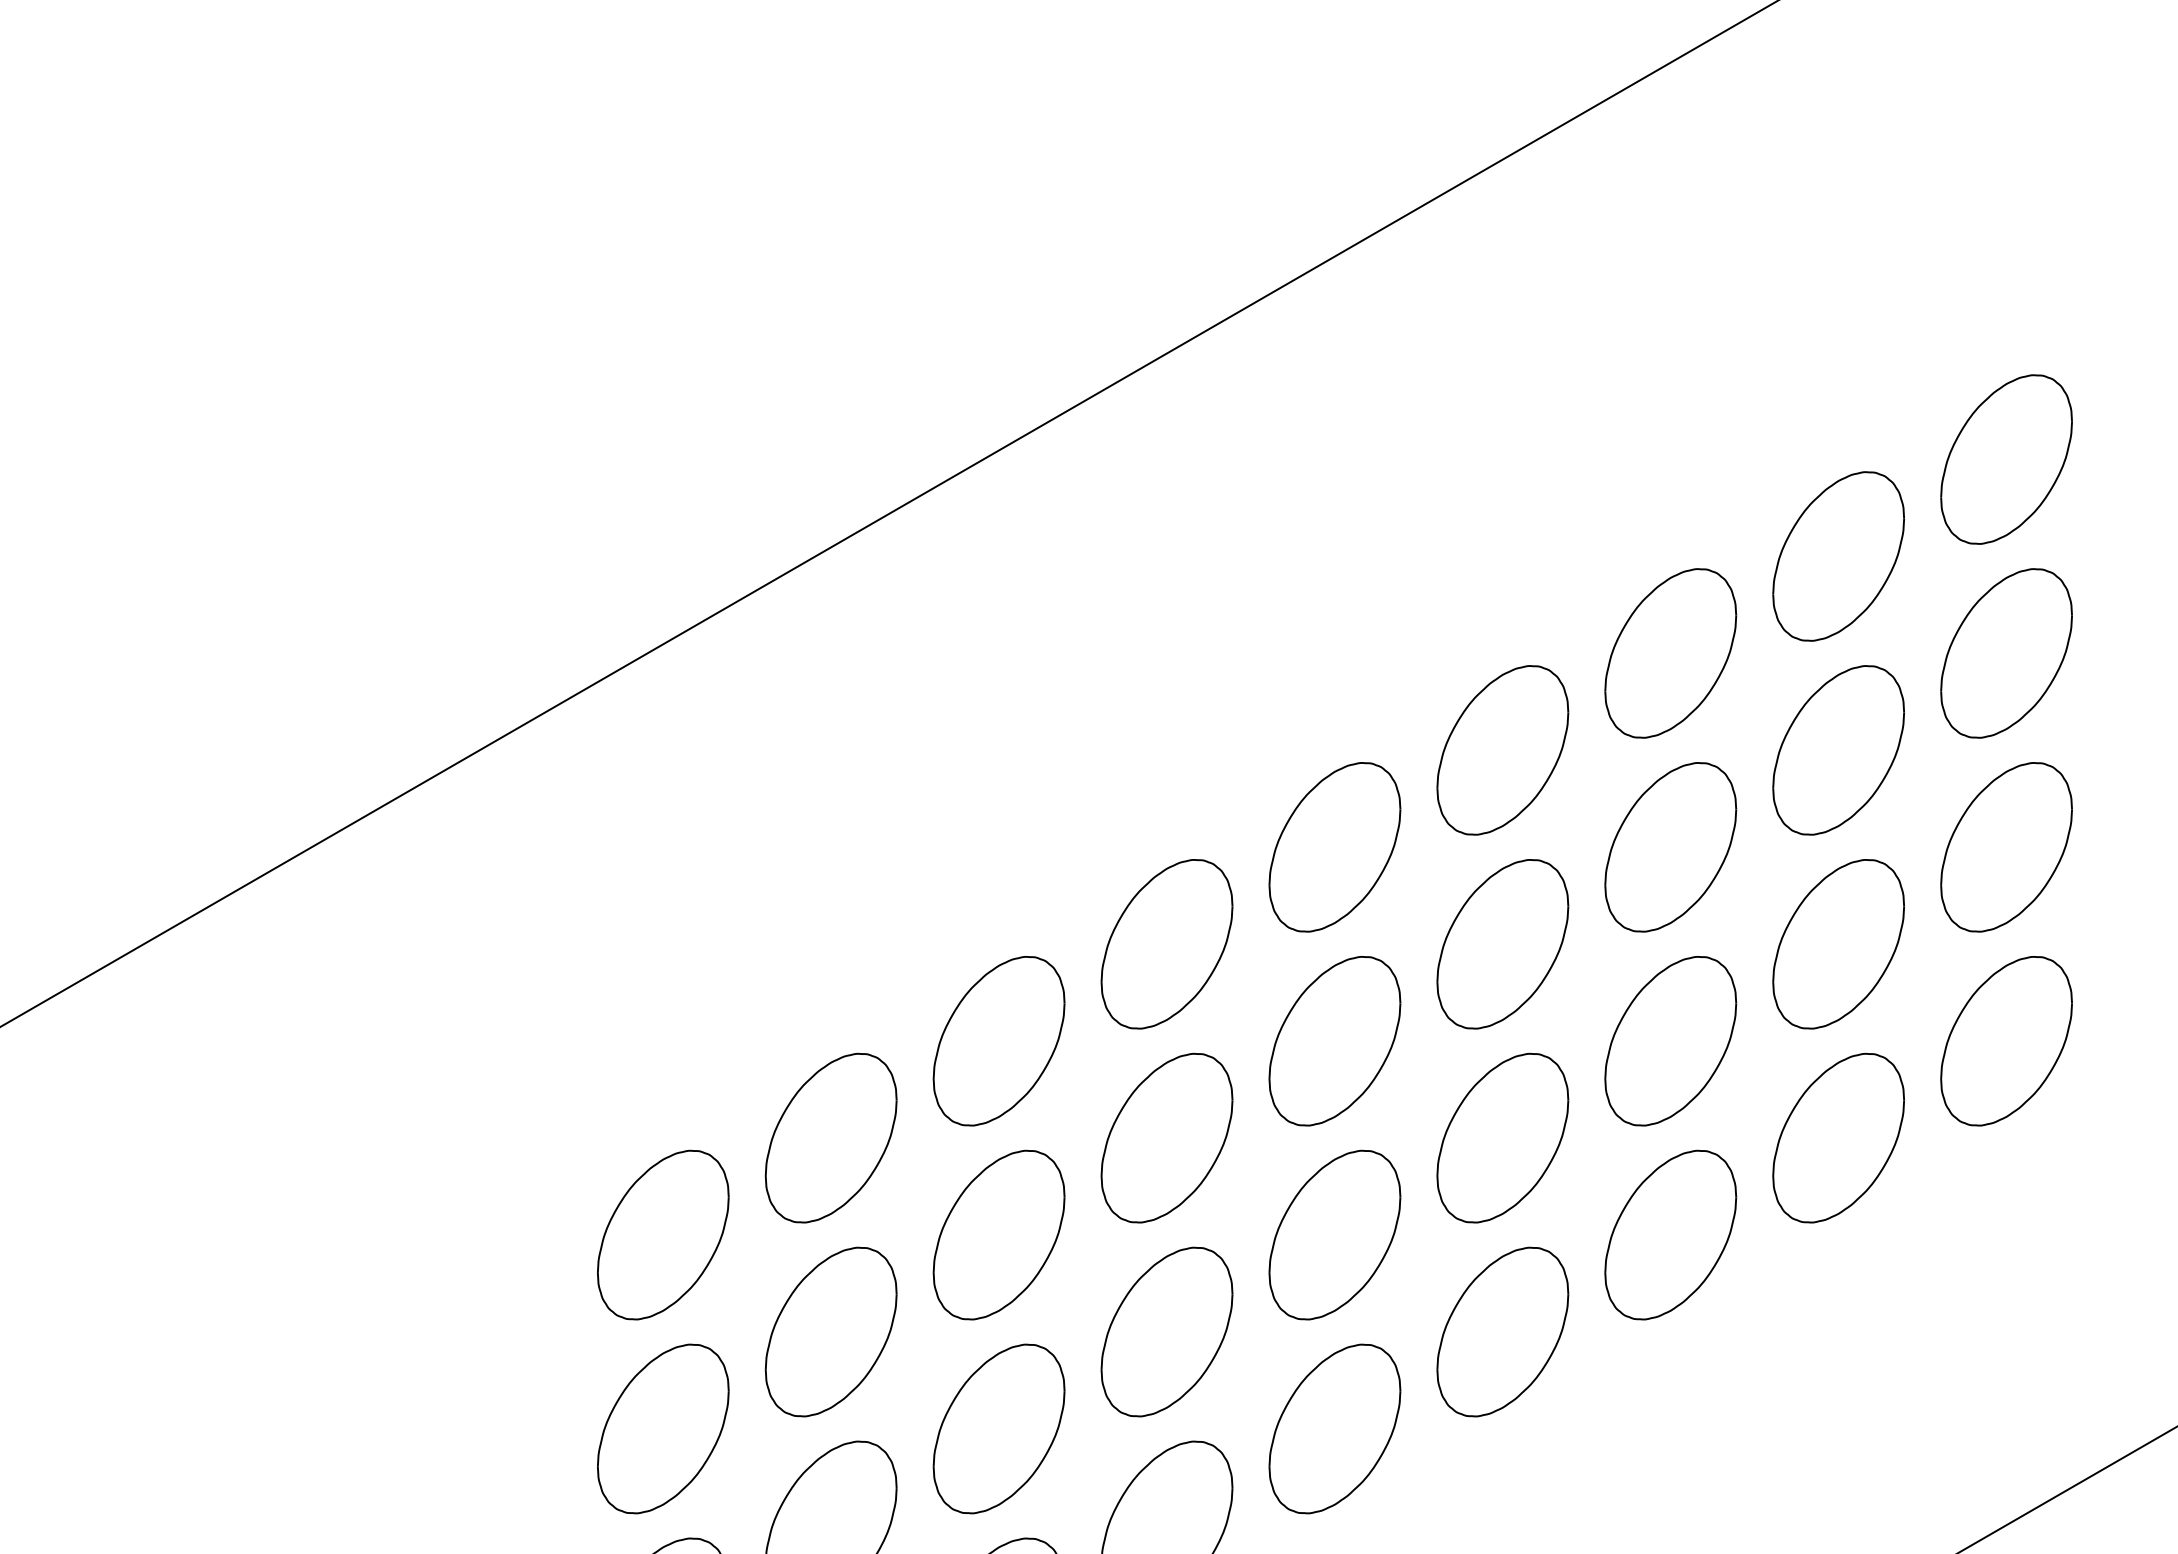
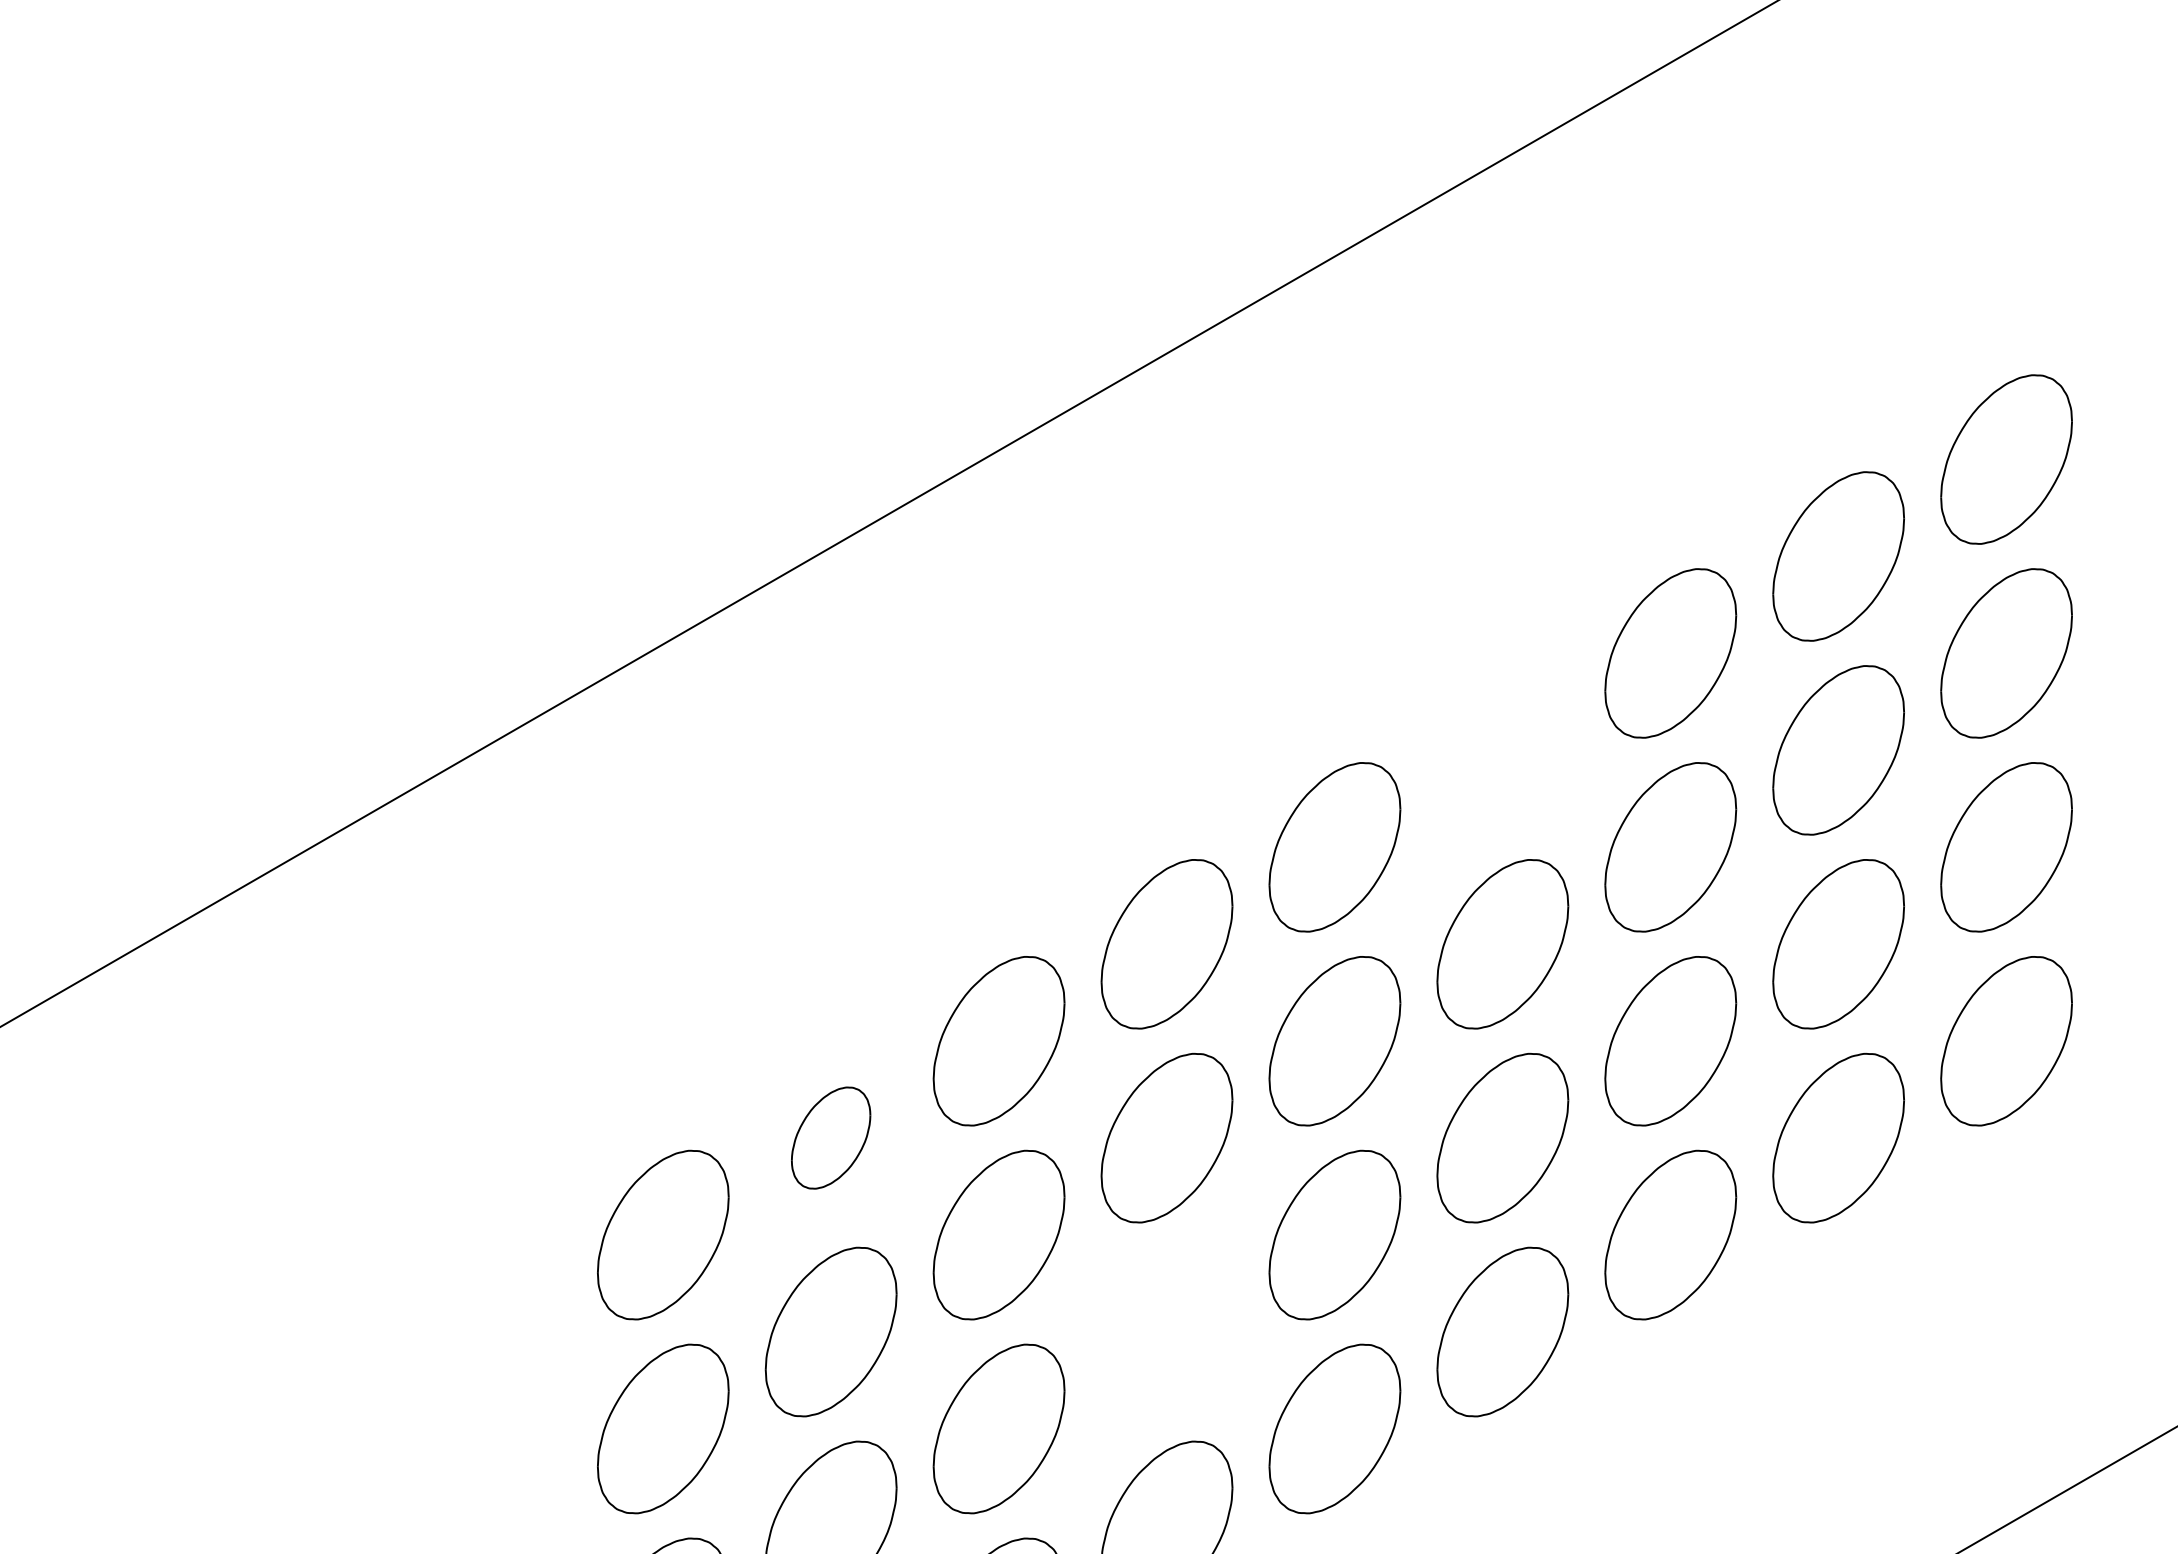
part: present -> none (1502, 750)
part size: 134x172 px -> 81x104 px (831, 1137)
part: present -> none (1166, 1331)
